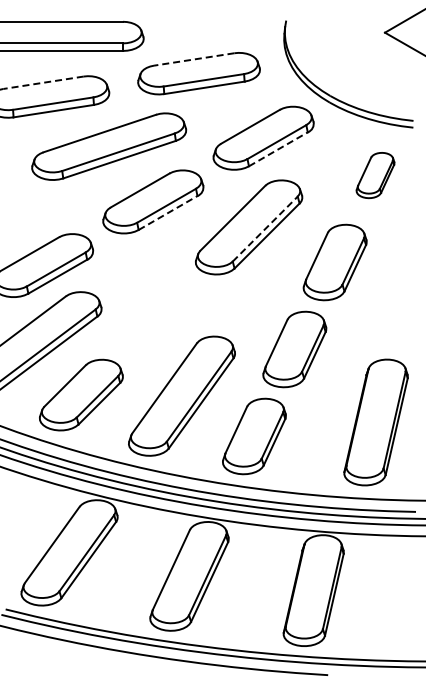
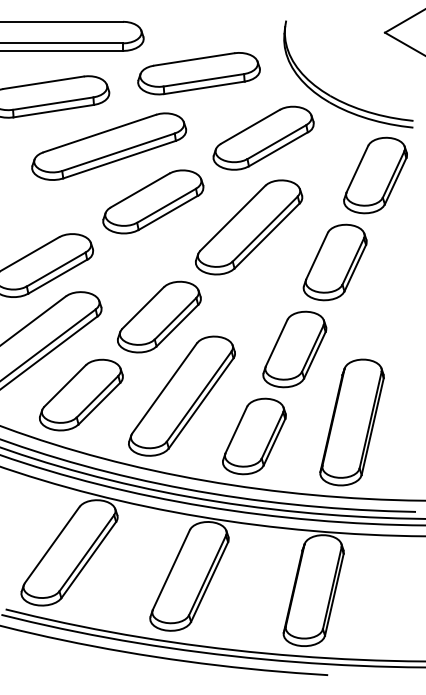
line: dashed -> solid (194, 59)
line: dashed -> solid (43, 82)
line: dashed -> solid (278, 149)
part size: 41x48 px -> 65x79 px (375, 175)
line: dashed -> solid (168, 213)
line: dashed -> solid (265, 229)
part: none -> present (159, 316)
part position: (375, 422) -> (351, 422) (351, 422)
